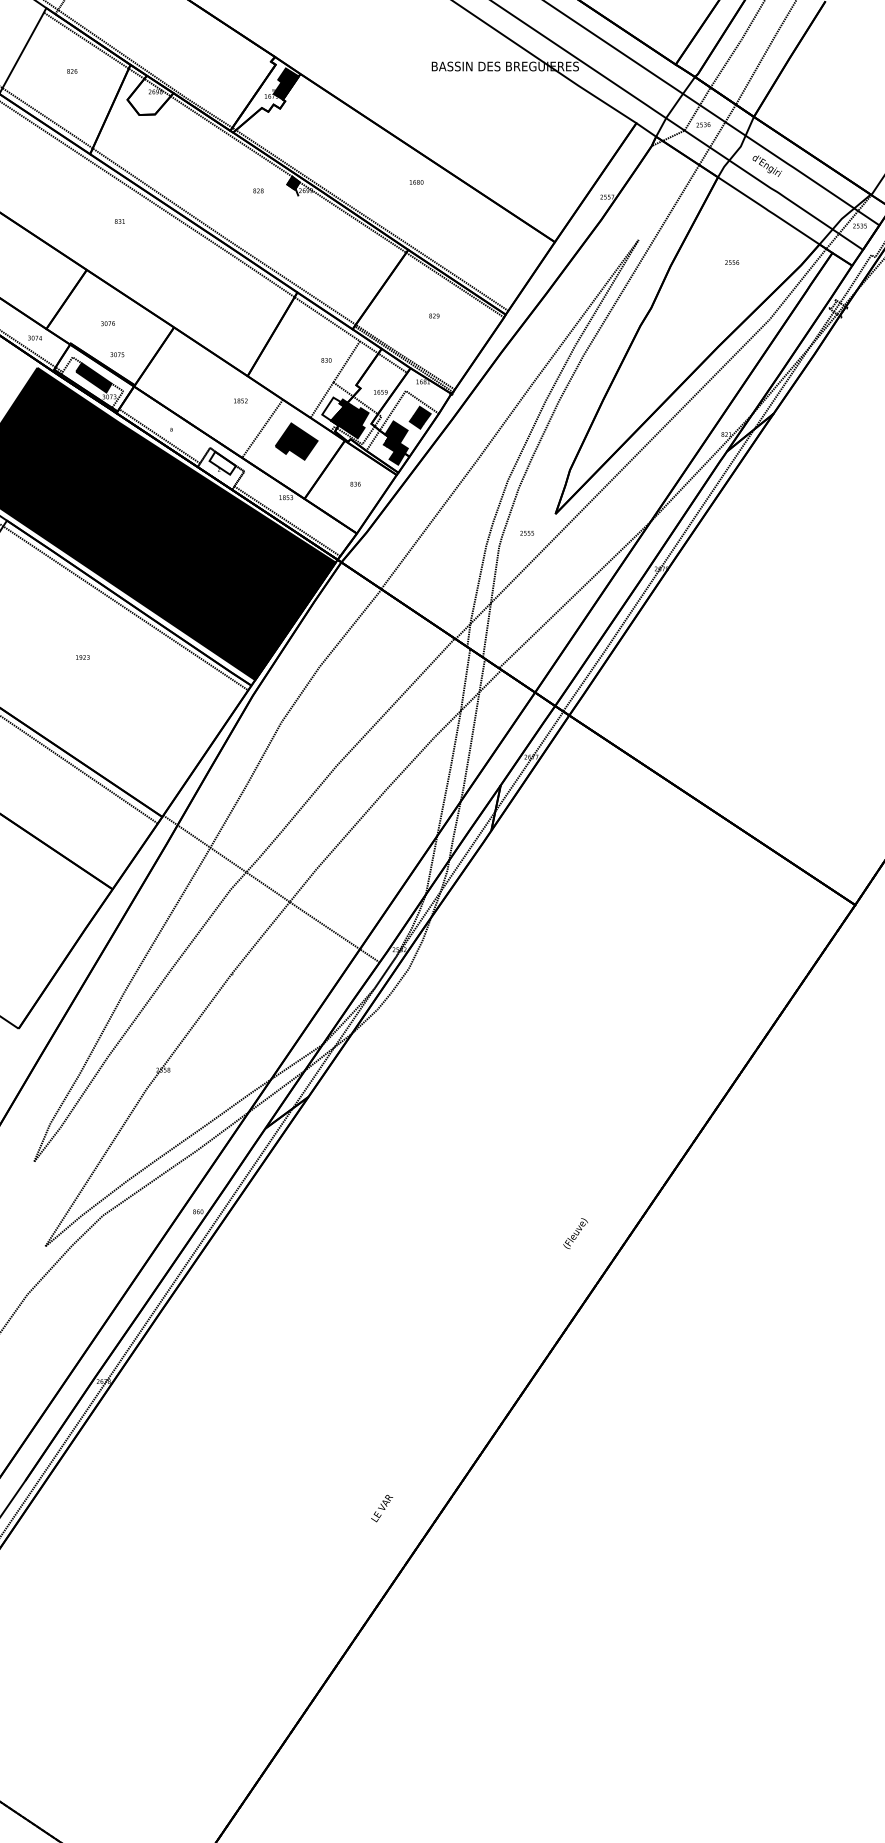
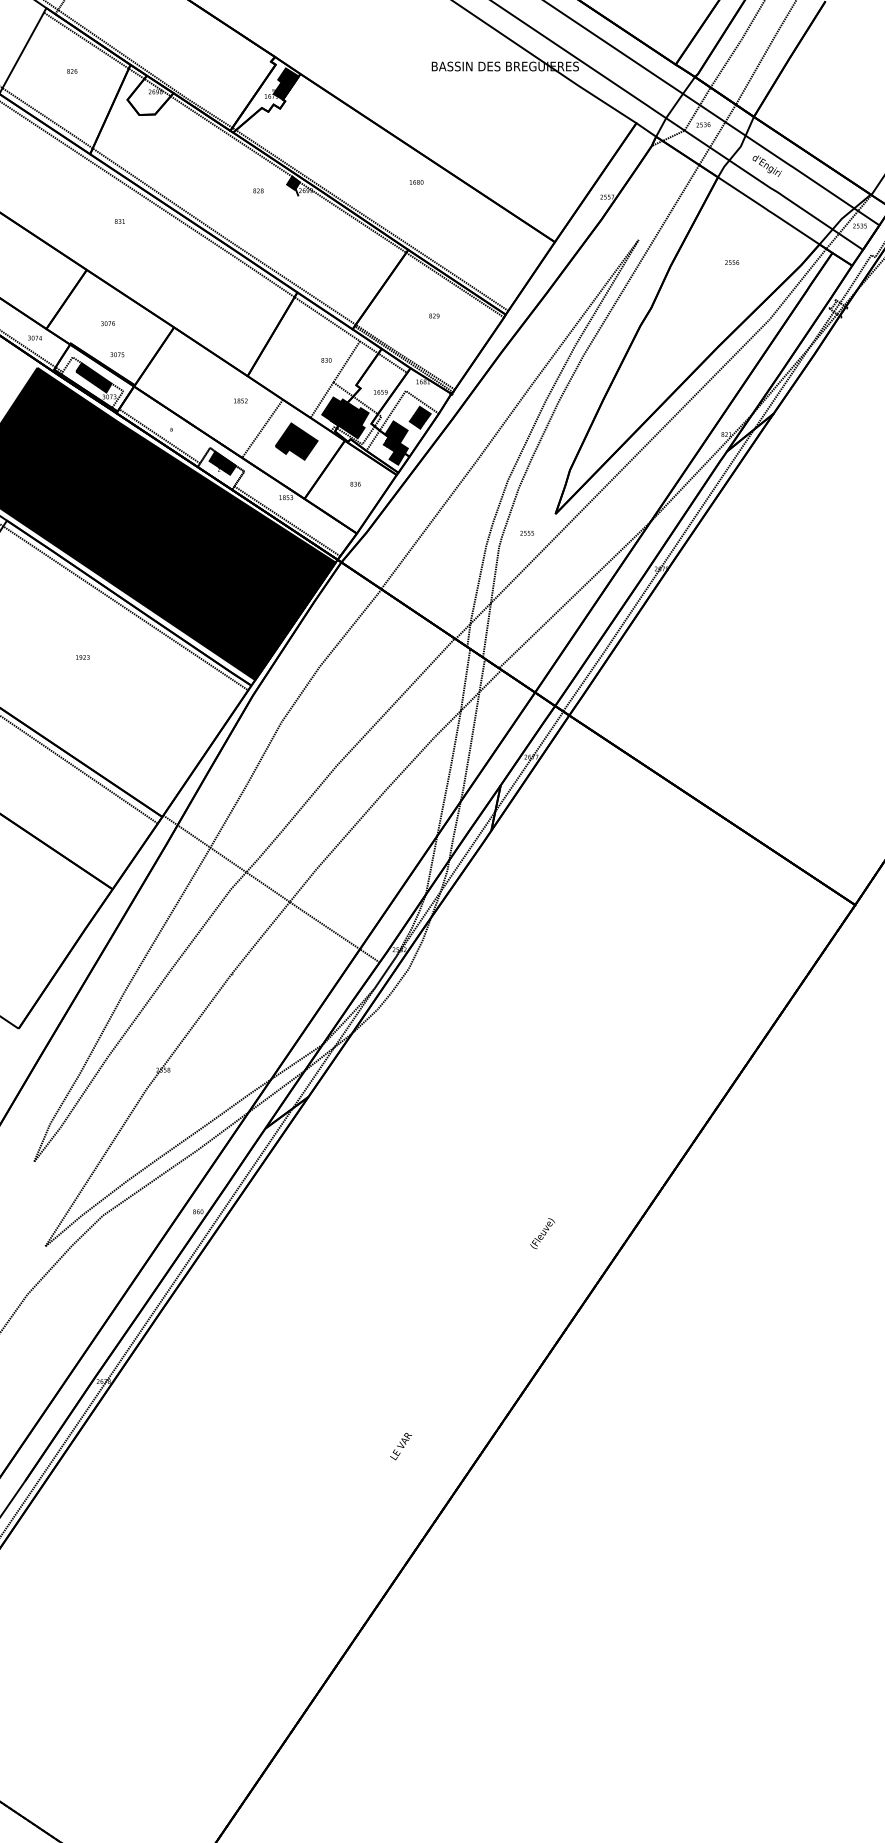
fill: none -> present (333, 408)
fill: none -> present (222, 462)
text position: (575, 1233) -> (542, 1233) (542, 1233)
text position: (382, 1508) -> (401, 1446) (401, 1446)
